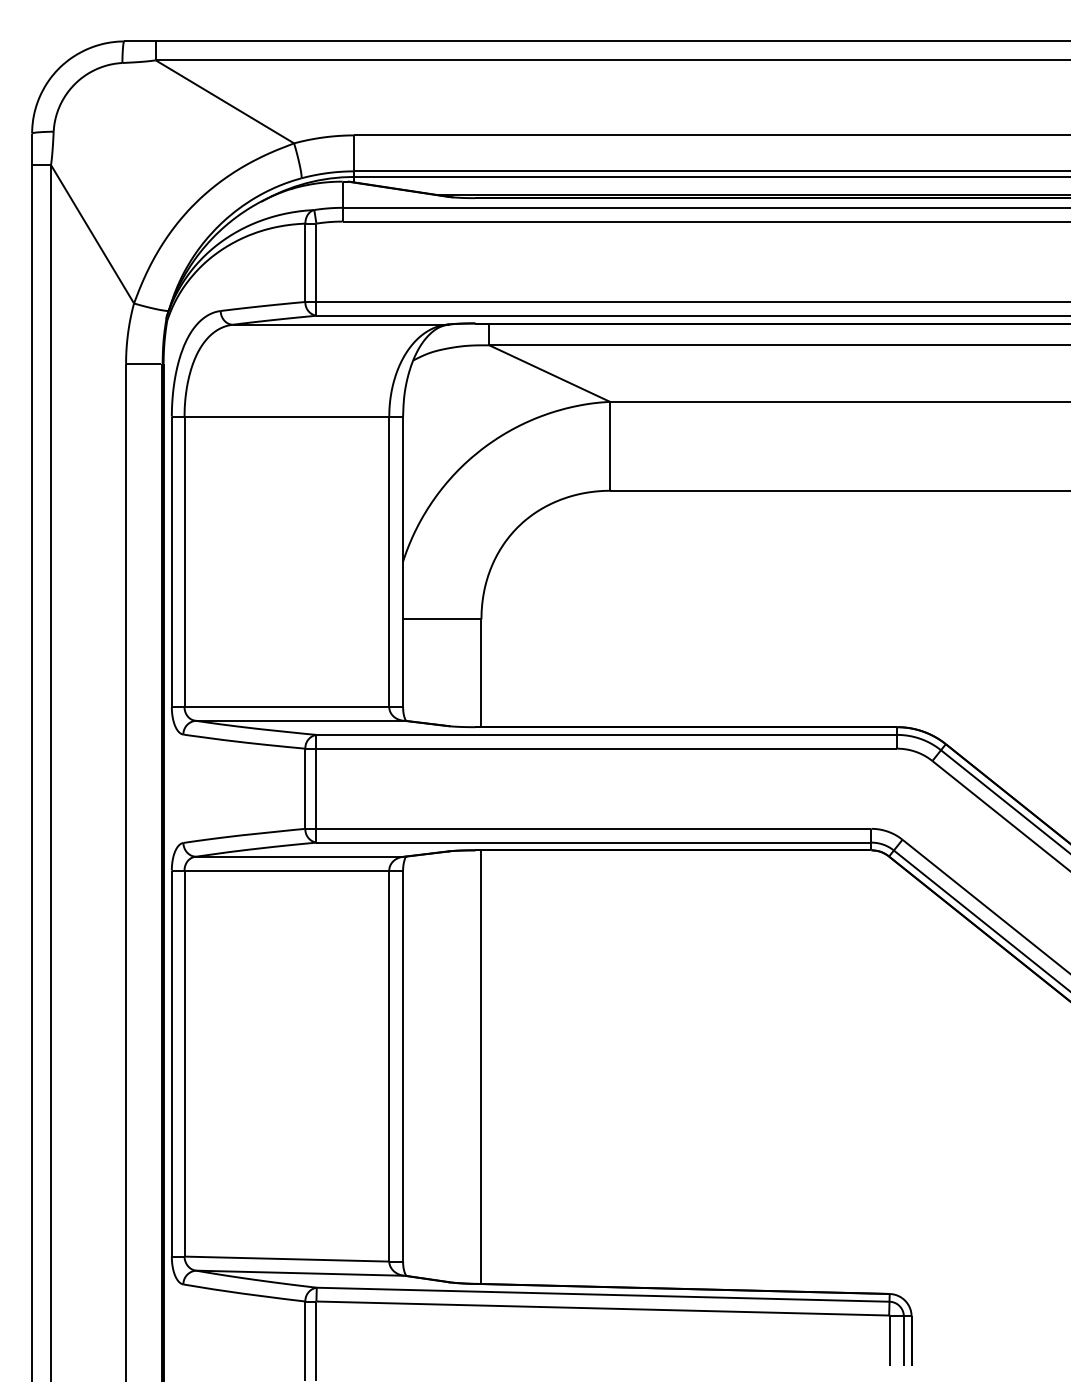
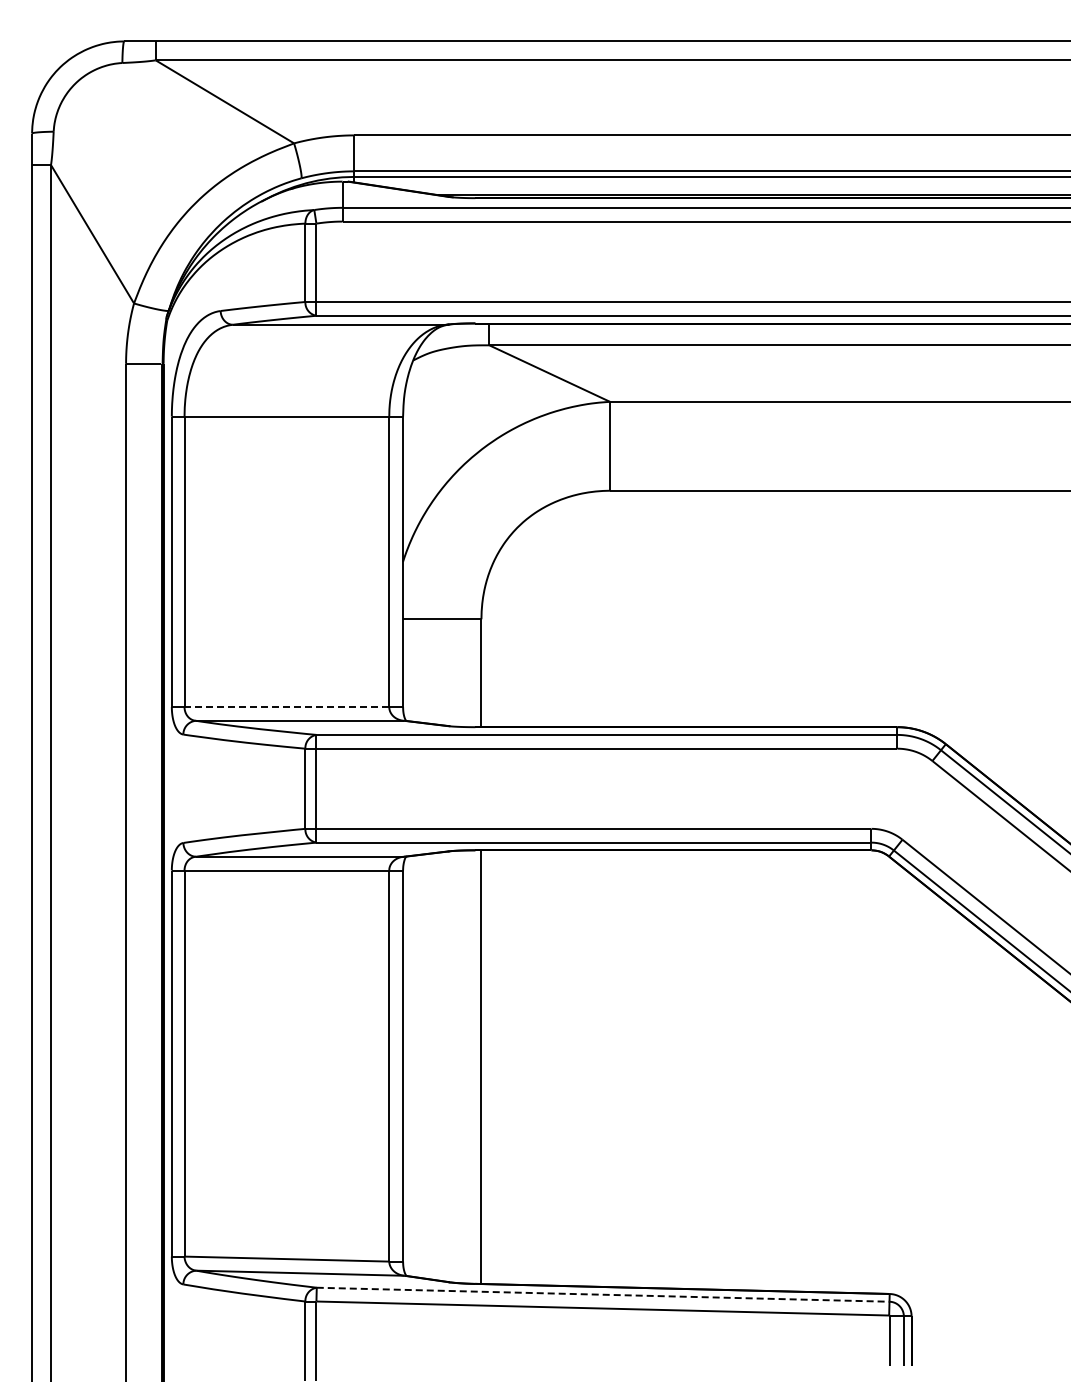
line: solid -> dashed (286, 707)
line: solid -> dashed (603, 1294)
